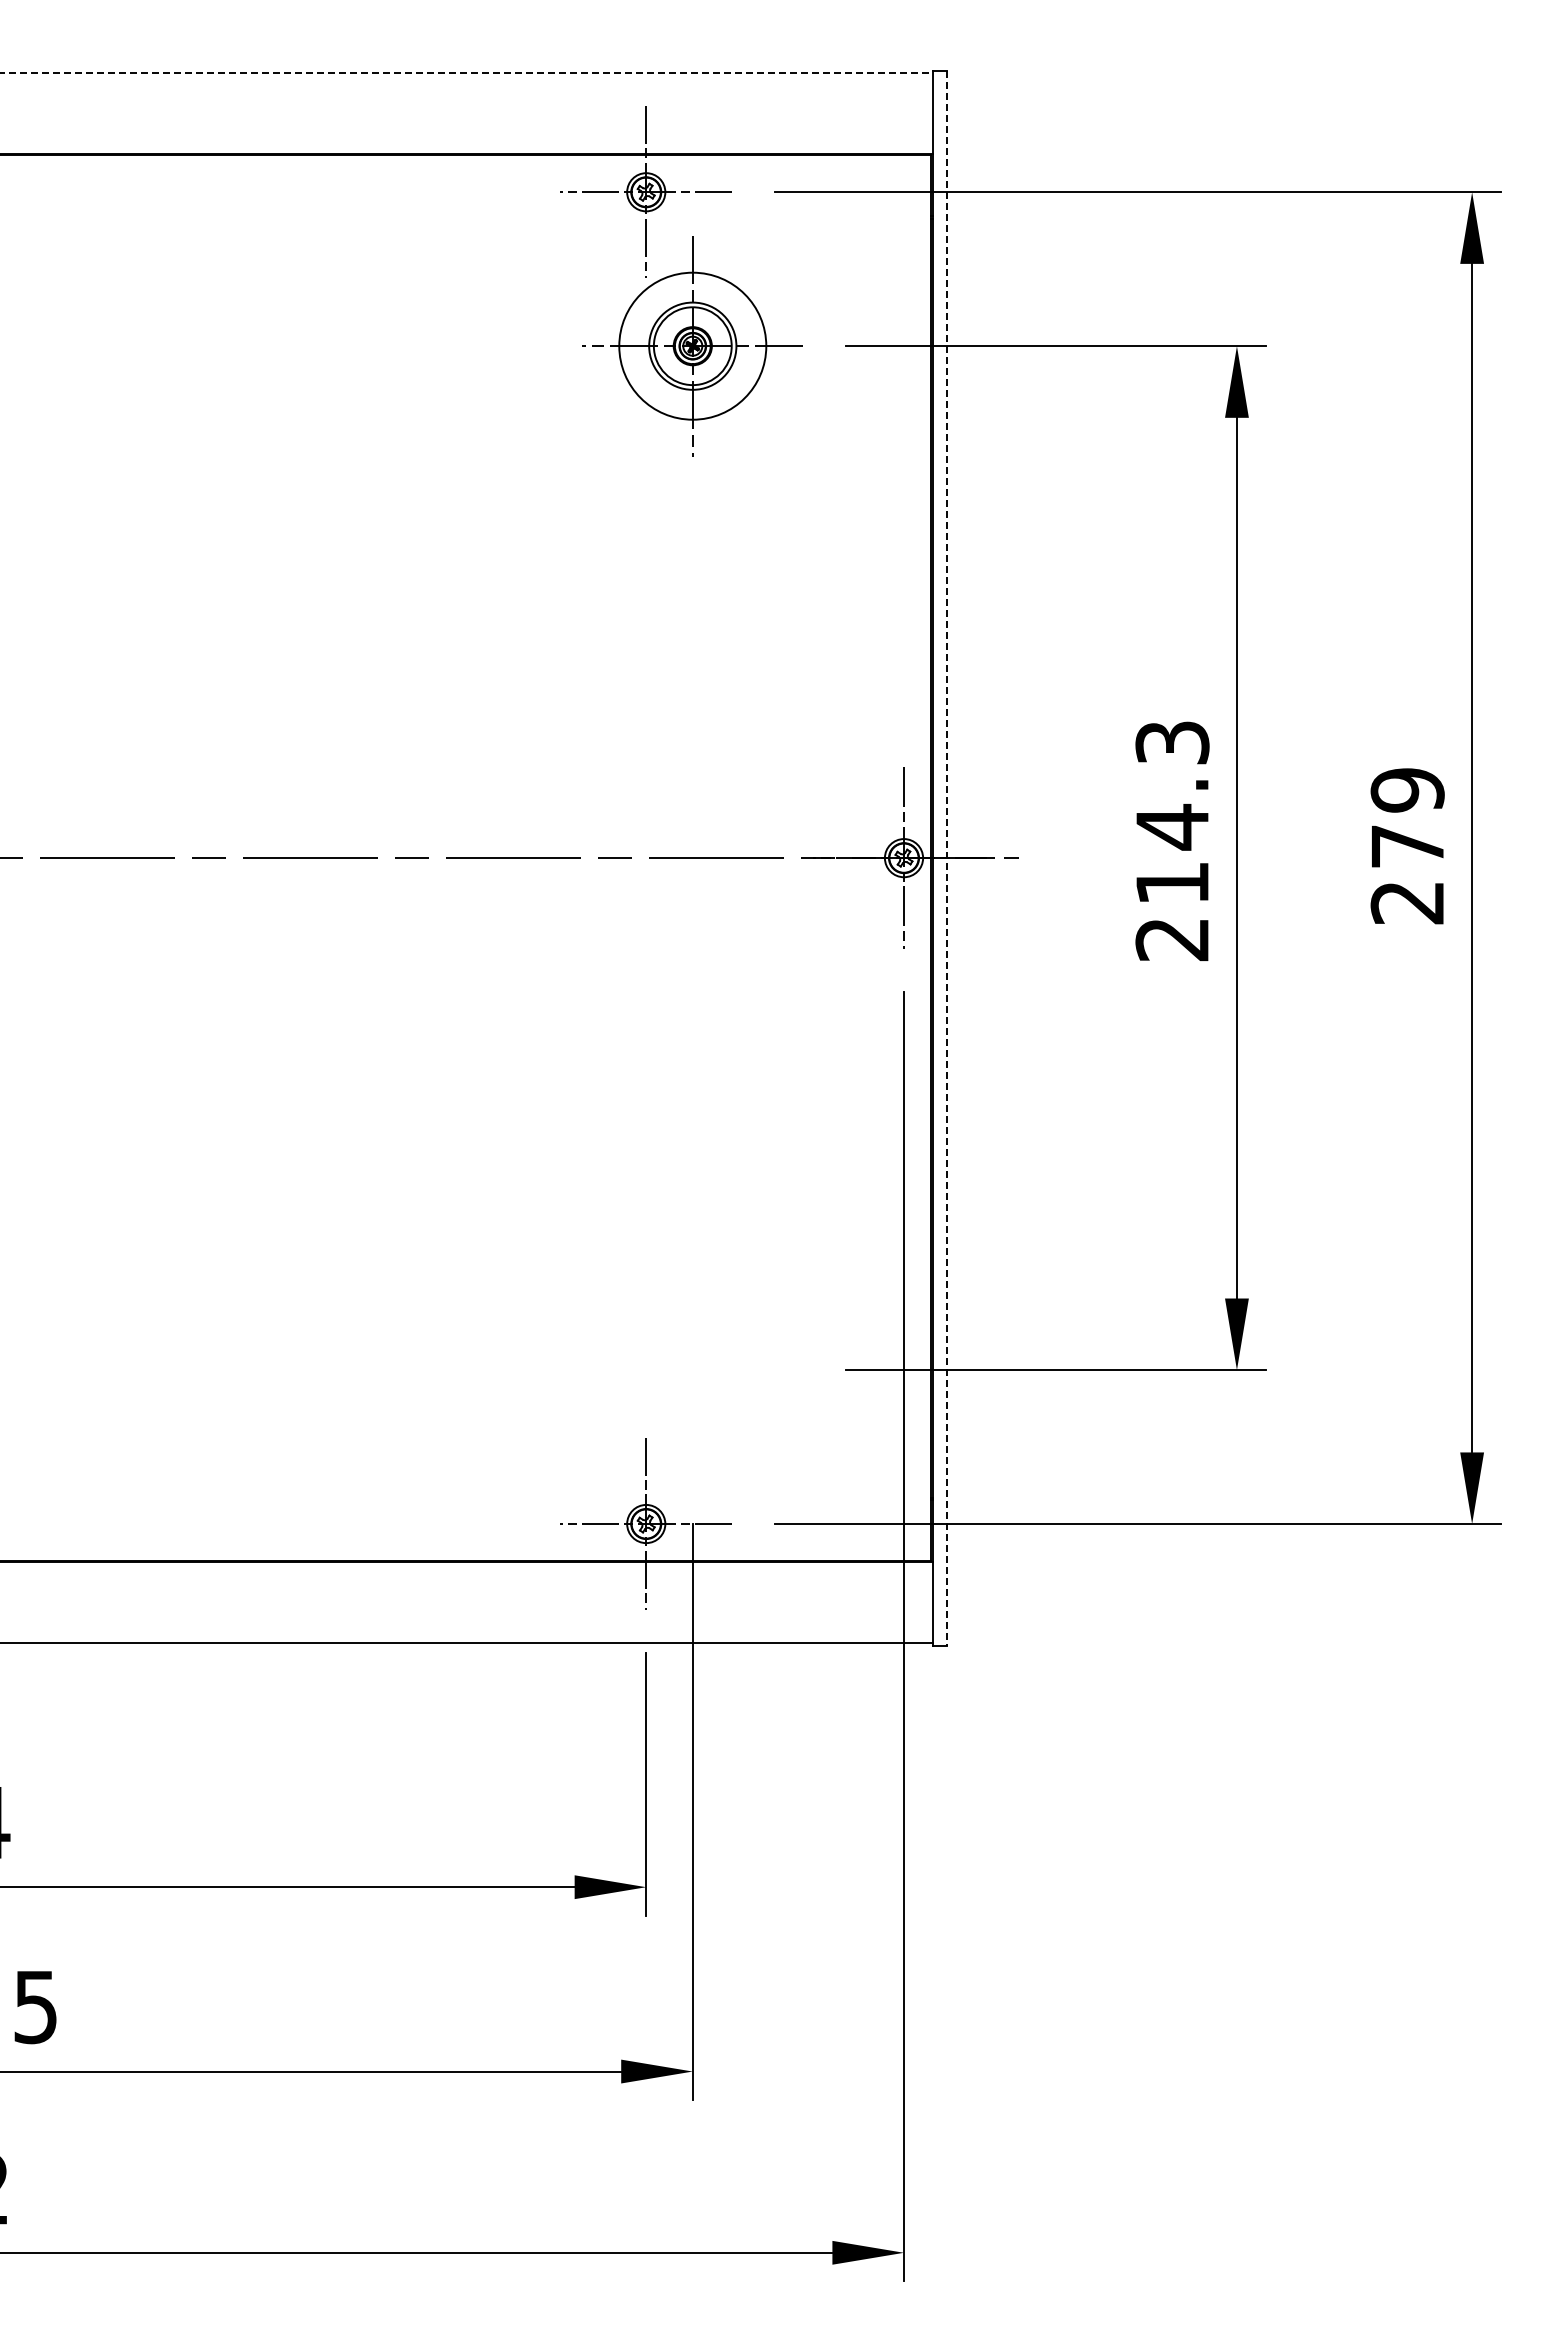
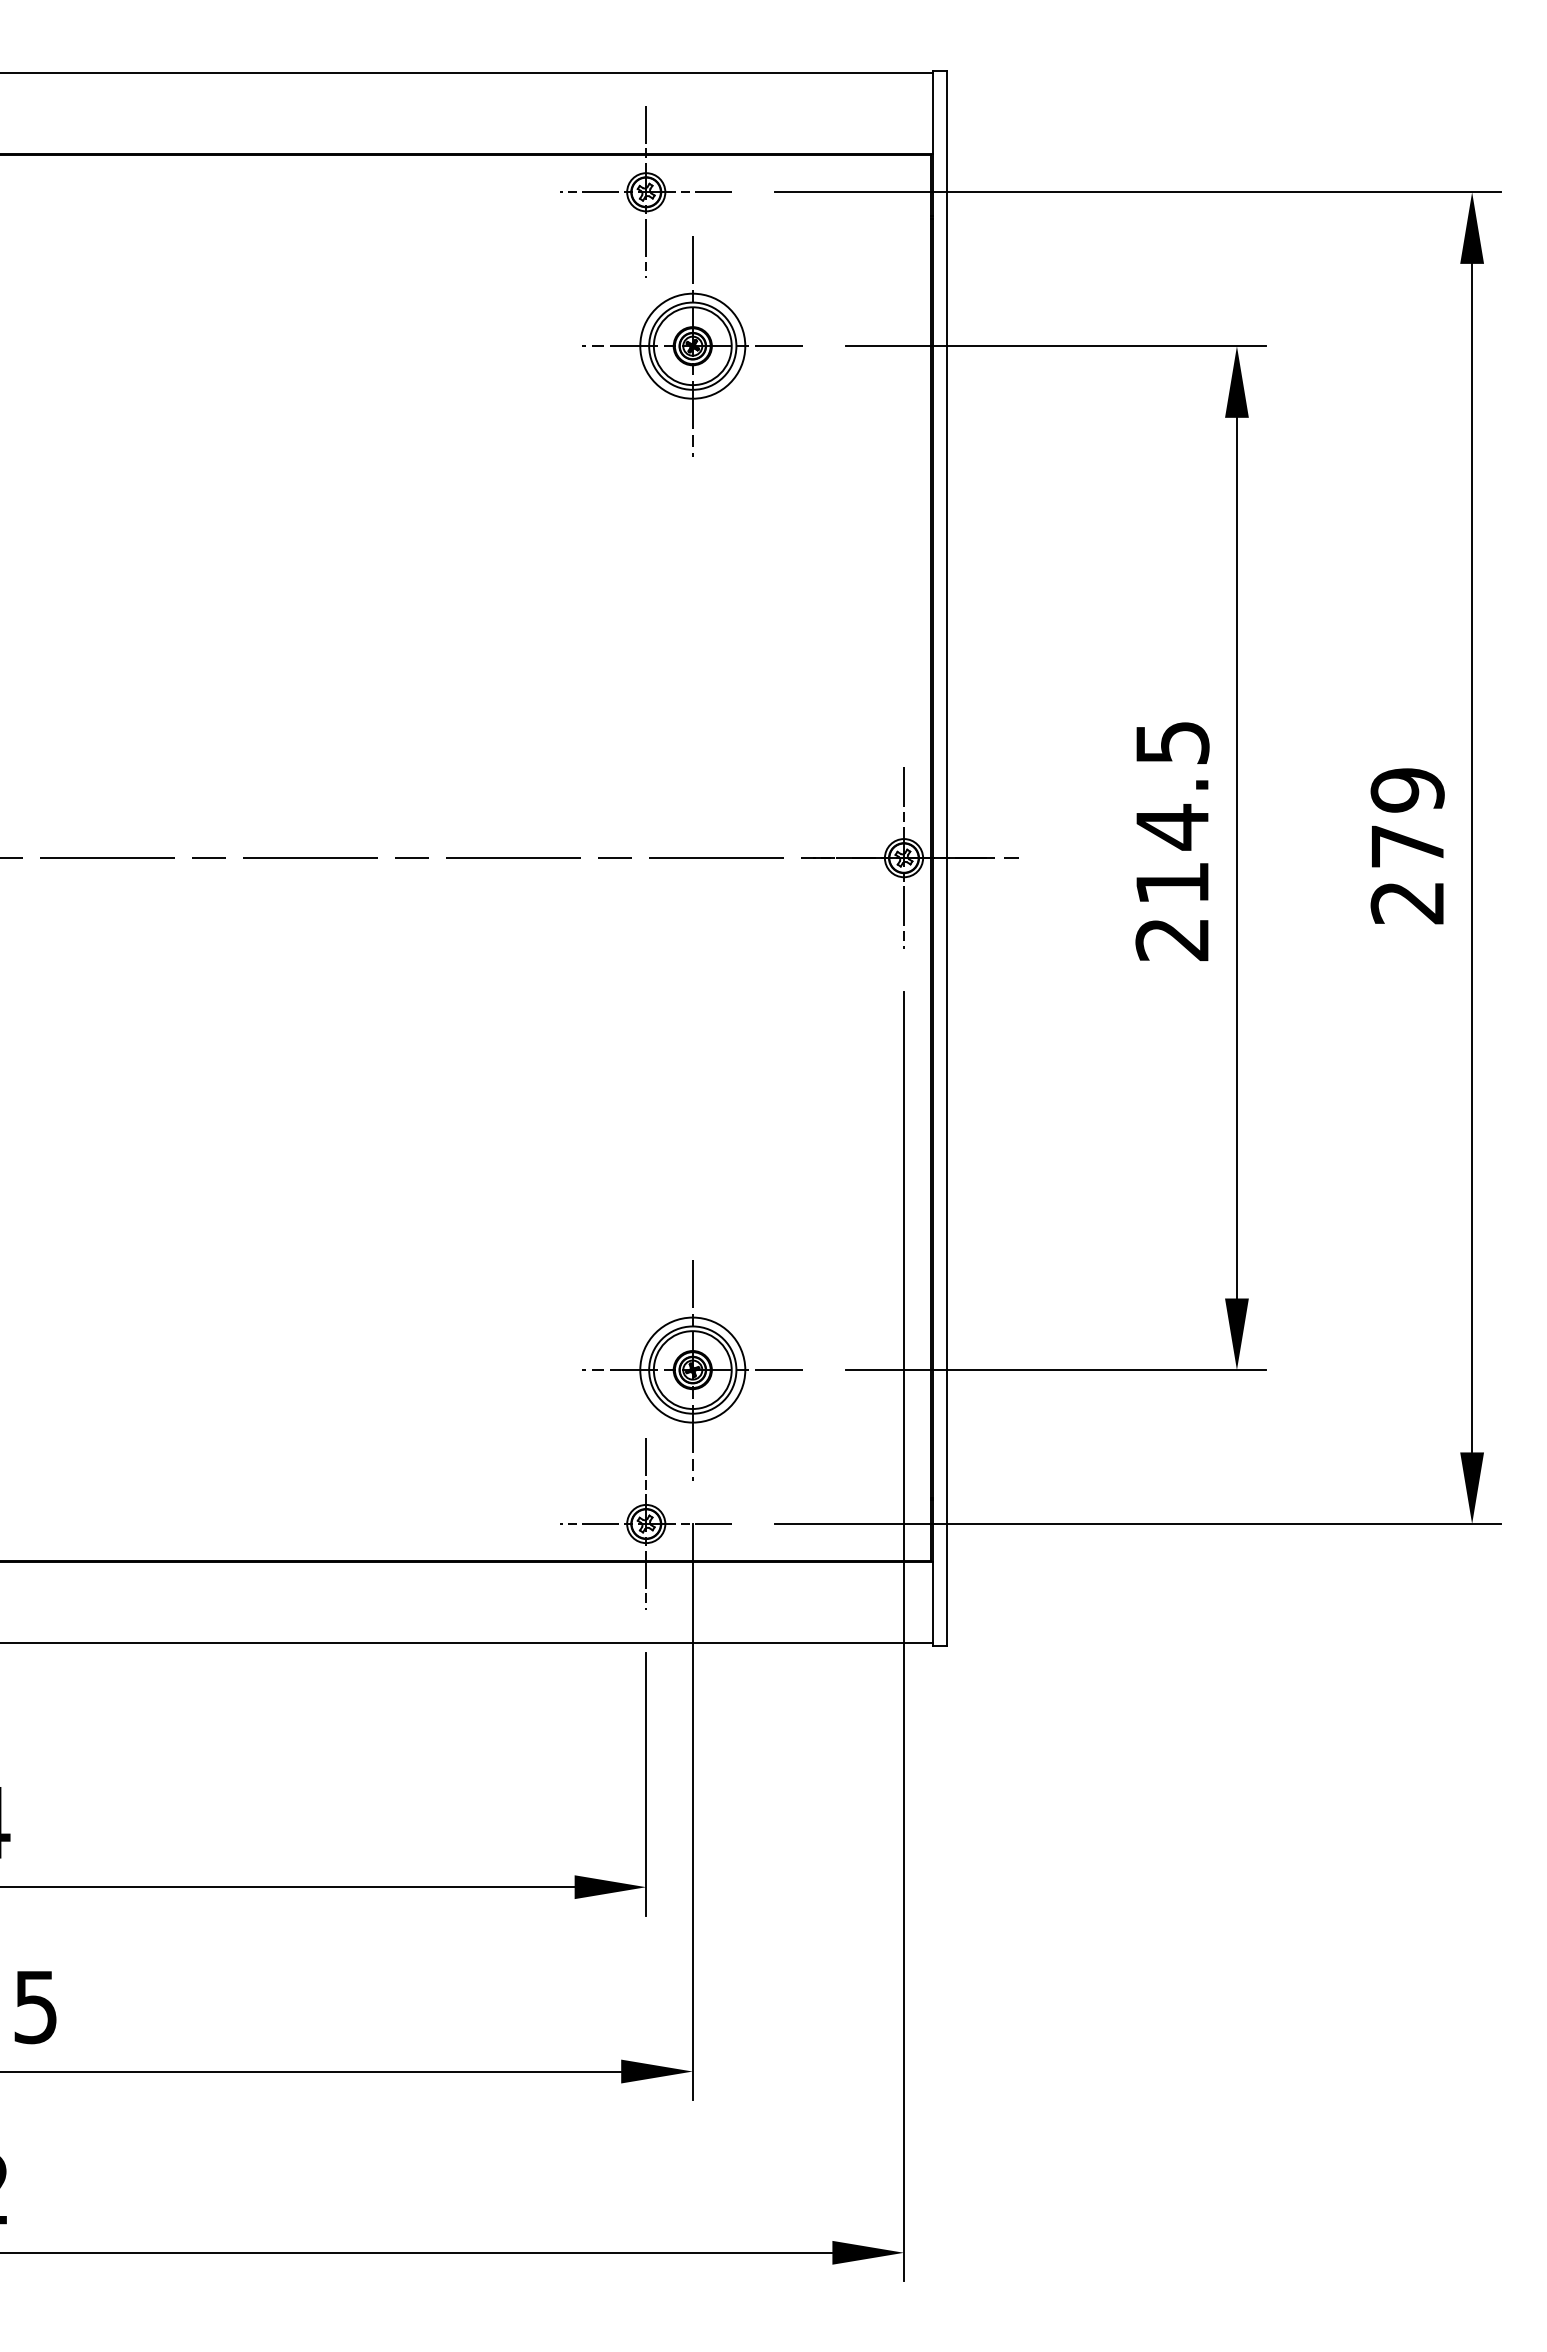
line: dashed -> solid (466, 72)
circle diameter: 147 px -> 105 px (692, 345)
text: 214.3 -> 214.5 (1172, 742)
line: dashed -> solid (946, 858)
part: none -> present (692, 1370)
